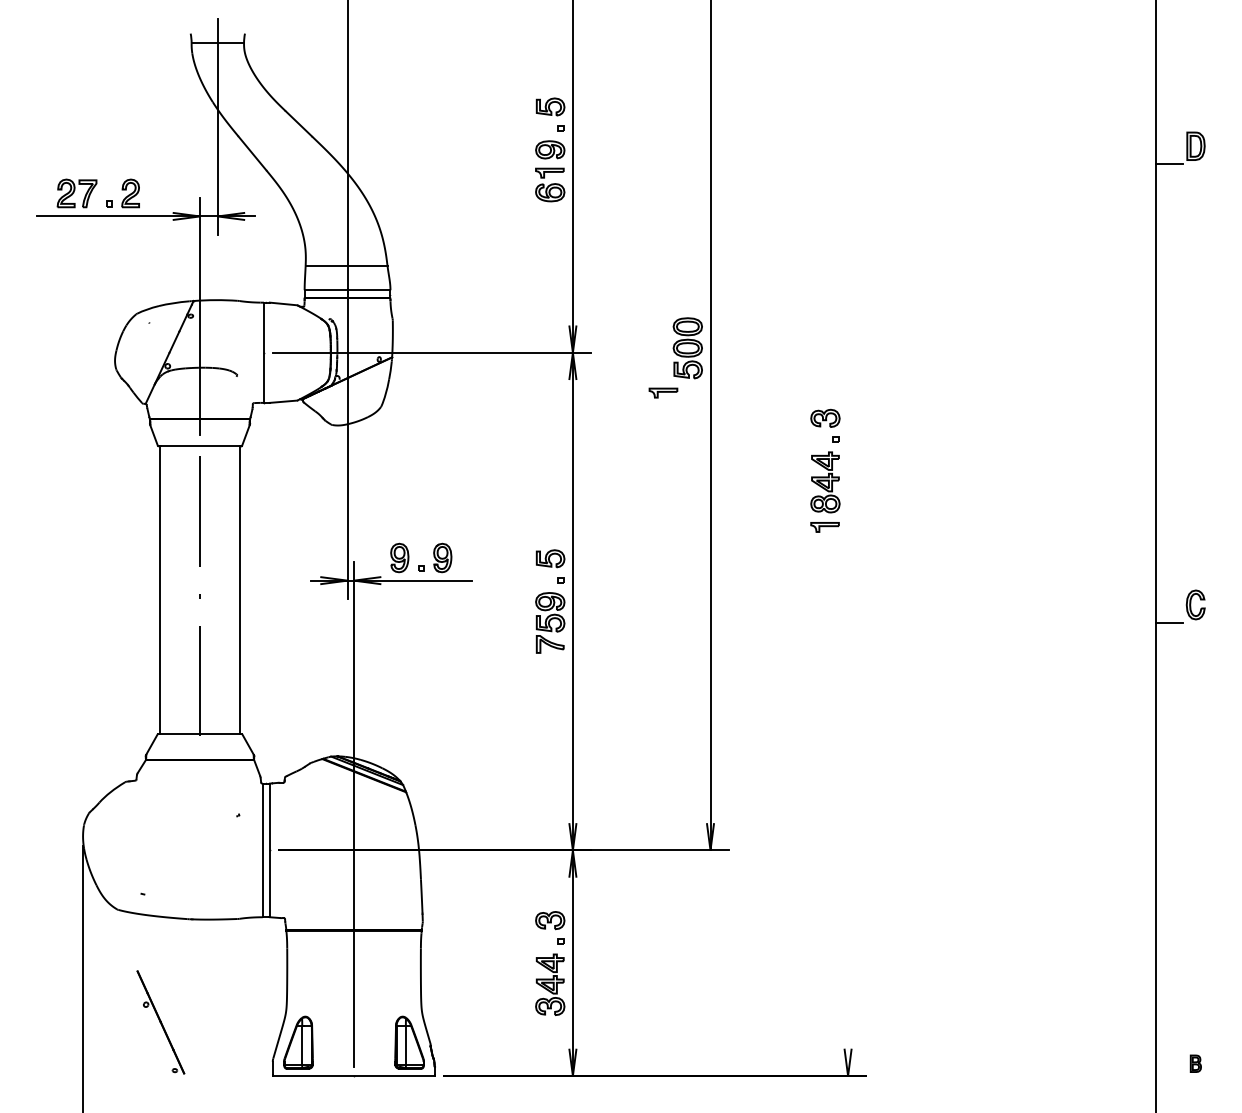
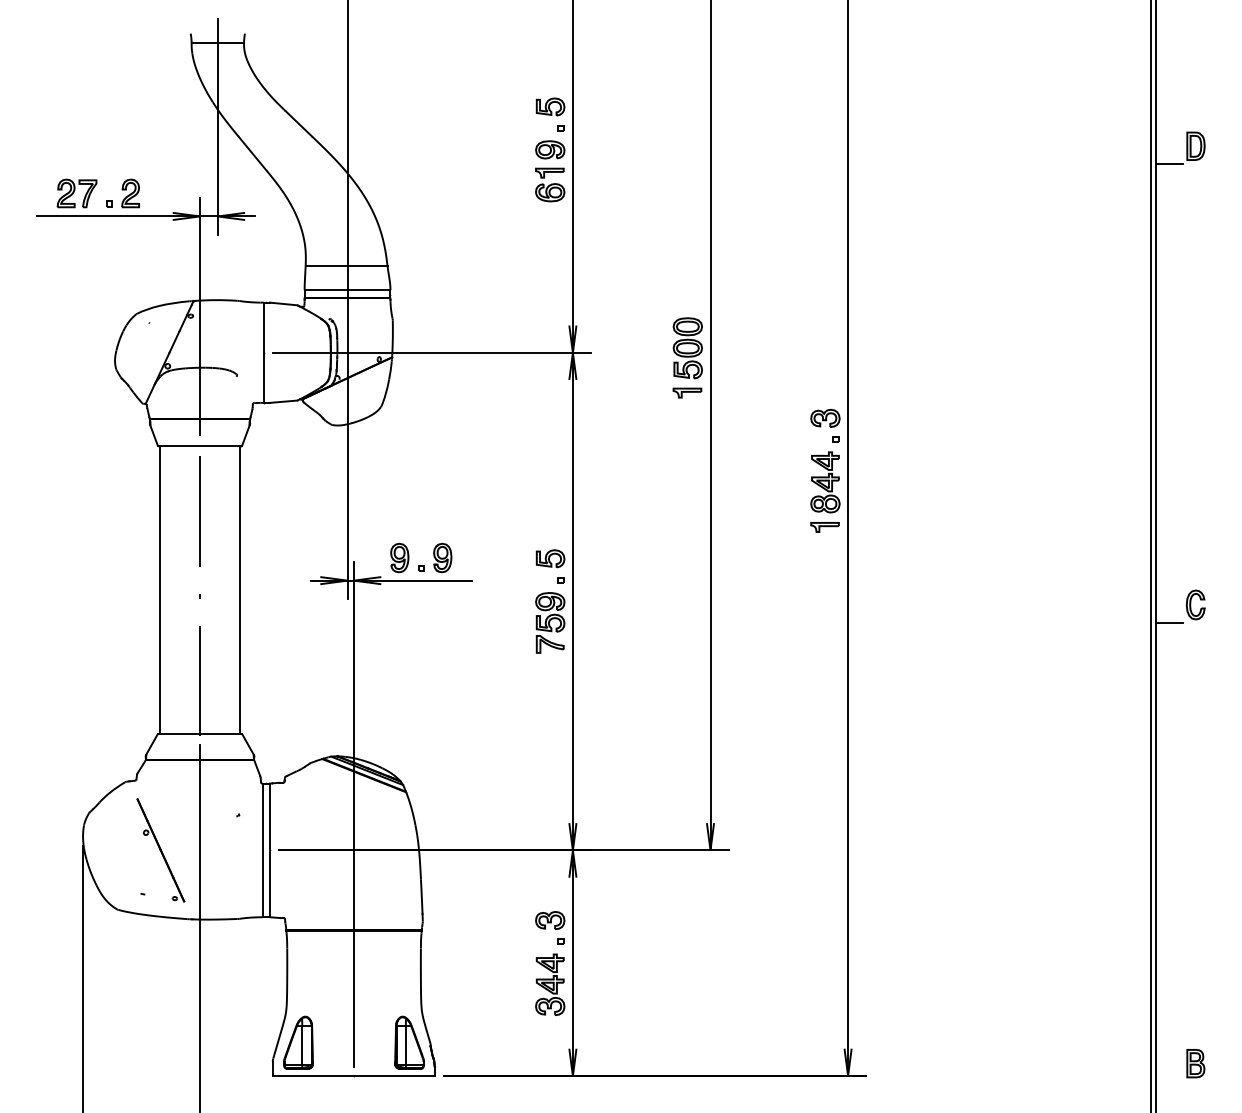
part position: (663, 392) -> (687, 392) (687, 392)
line: none -> present (848, 539)
line: none -> present (1151, 555)
line: none -> present (200, 927)
part position: (160, 1022) -> (160, 850) (160, 850)
part size: 13x19 px -> 20x30 px (1195, 1063)
